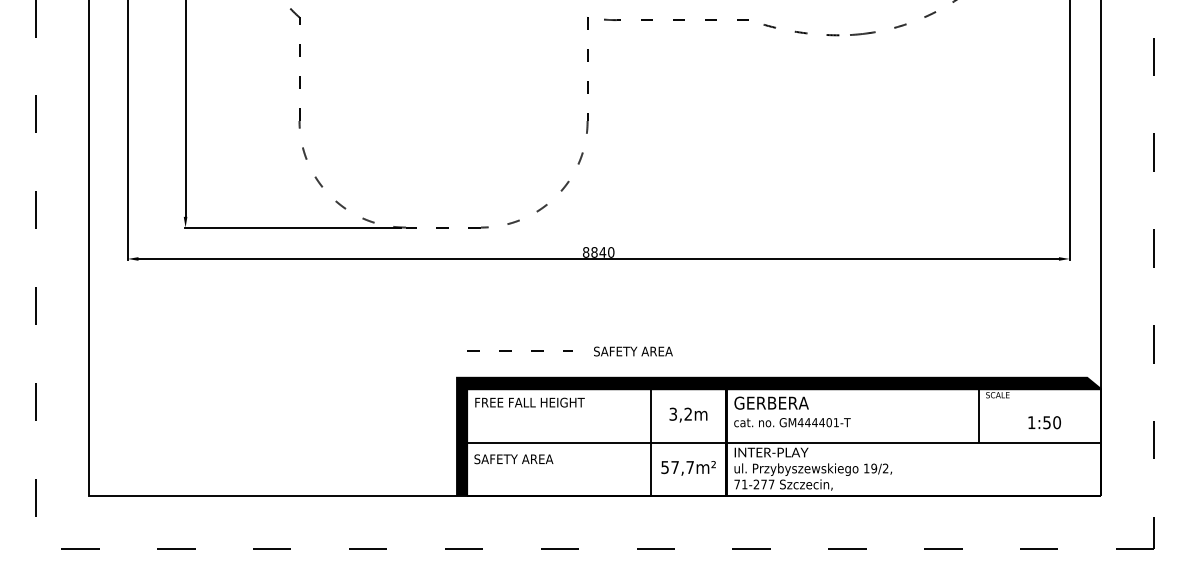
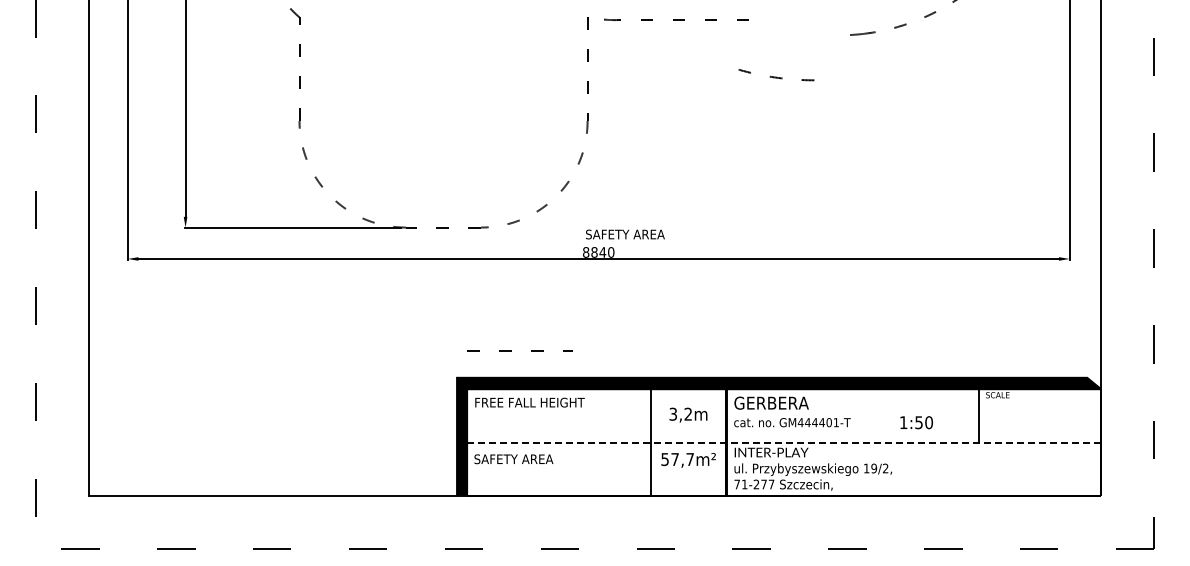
arc position: (801, 31) -> (776, 76) (776, 76)
text position: (633, 351) -> (625, 234) (625, 234)
text position: (1044, 422) -> (916, 422) (916, 422)
line: solid -> dashed (784, 442)
text position: (688, 468) -> (688, 460) (688, 460)
